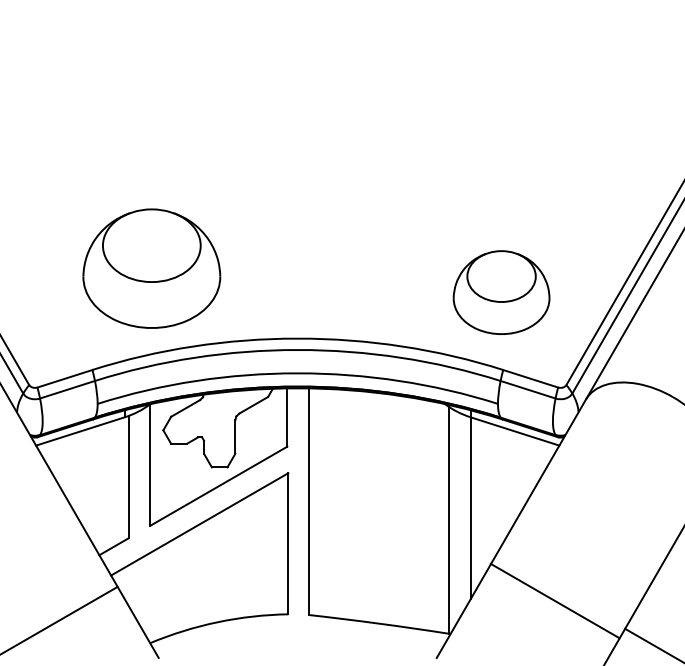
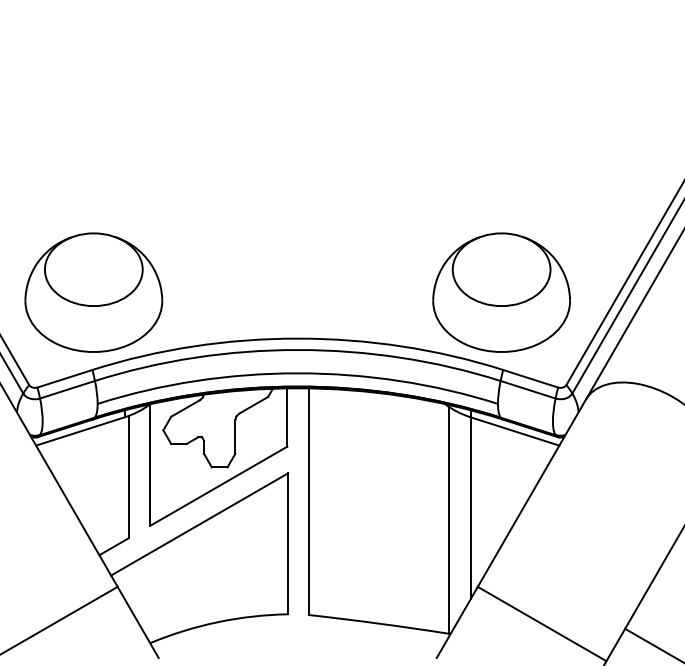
part position: (151, 268) -> (93, 292) (93, 292)
part size: 99x85 px -> 139x121 px (501, 292)
line position: (554, 600) -> (541, 623) (541, 623)
